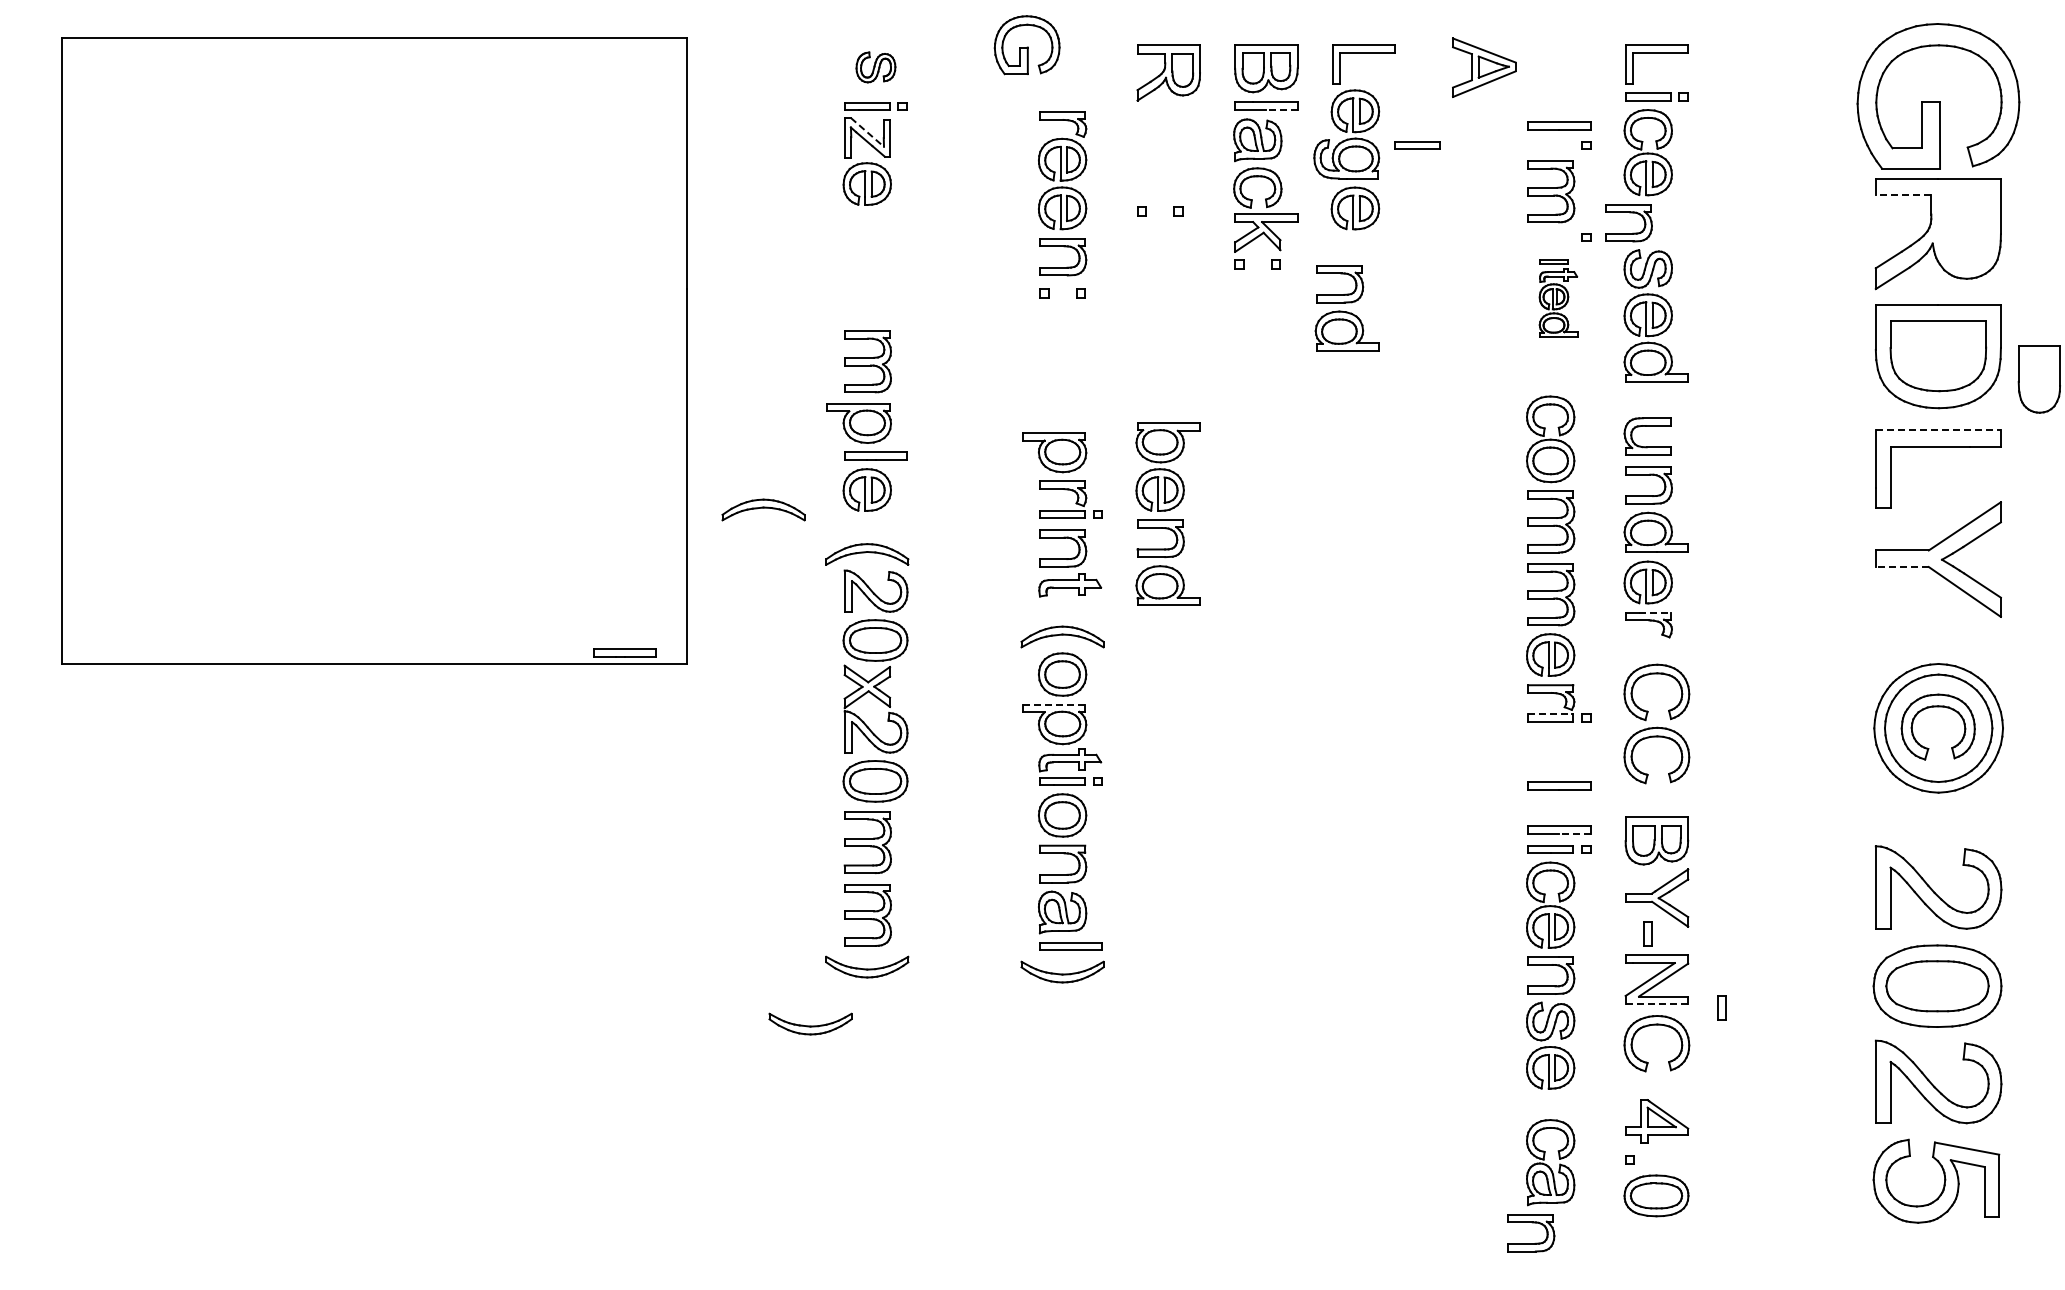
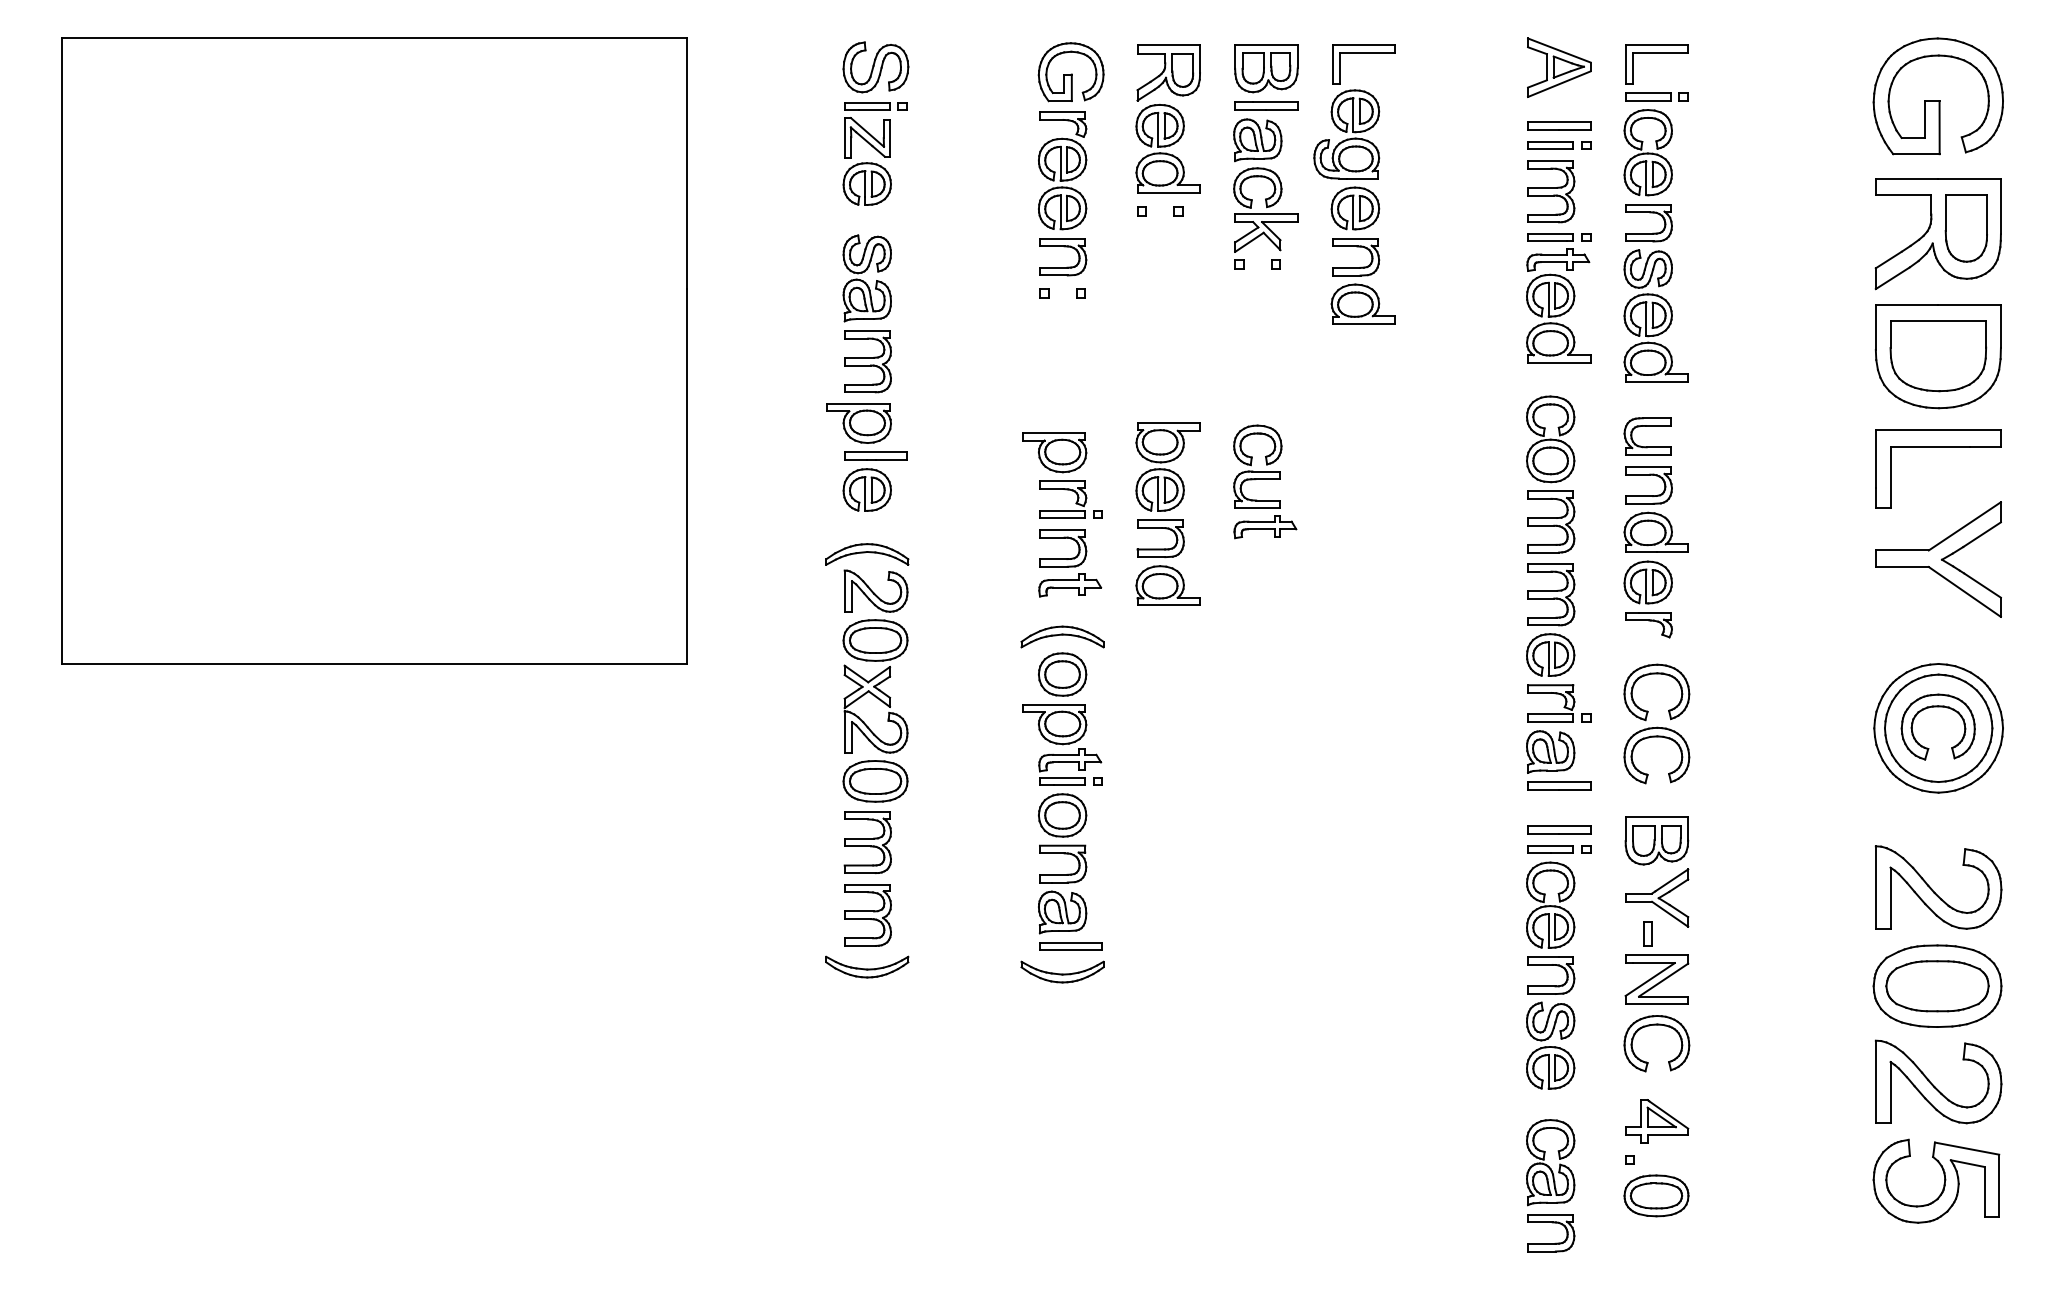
part position: (1026, 45) -> (1070, 72) (1070, 72)
part size: 42x33 px -> 68x53 px (875, 67)
part position: (1484, 67) -> (1559, 67) (1559, 67)
part size: 165x147 px -> 132x119 px (1937, 96)
line: dashed -> solid (1282, 110)
line: dashed -> solid (867, 132)
part position: (1417, 145) -> (1550, 145) (1550, 145)
part: none -> present (1167, 148)
line: dashed -> solid (1903, 195)
part position: (1632, 232) -> (1652, 232) (1652, 232)
part: none -> present (866, 278)
part size: 41x79 px -> 66x131 px (1558, 298)
part position: (1346, 308) -> (1362, 281) (1362, 281)
part position: (2038, 379) -> (1965, 228) (1965, 228)
line: dashed -> solid (1938, 430)
part: none -> present (1265, 481)
part: present -> none (763, 509)
line: dashed -> solid (1901, 567)
line: dashed -> solid (1655, 612)
part: present -> none (624, 652)
line: dashed -> solid (1054, 704)
line: dashed -> solid (1549, 714)
part: none -> present (1550, 751)
line: dashed -> solid (1574, 833)
line: dashed -> solid (1656, 1004)
part: present -> none (1721, 1007)
part: present -> none (810, 1023)
part position: (1535, 1242) -> (1555, 1242) (1555, 1242)
